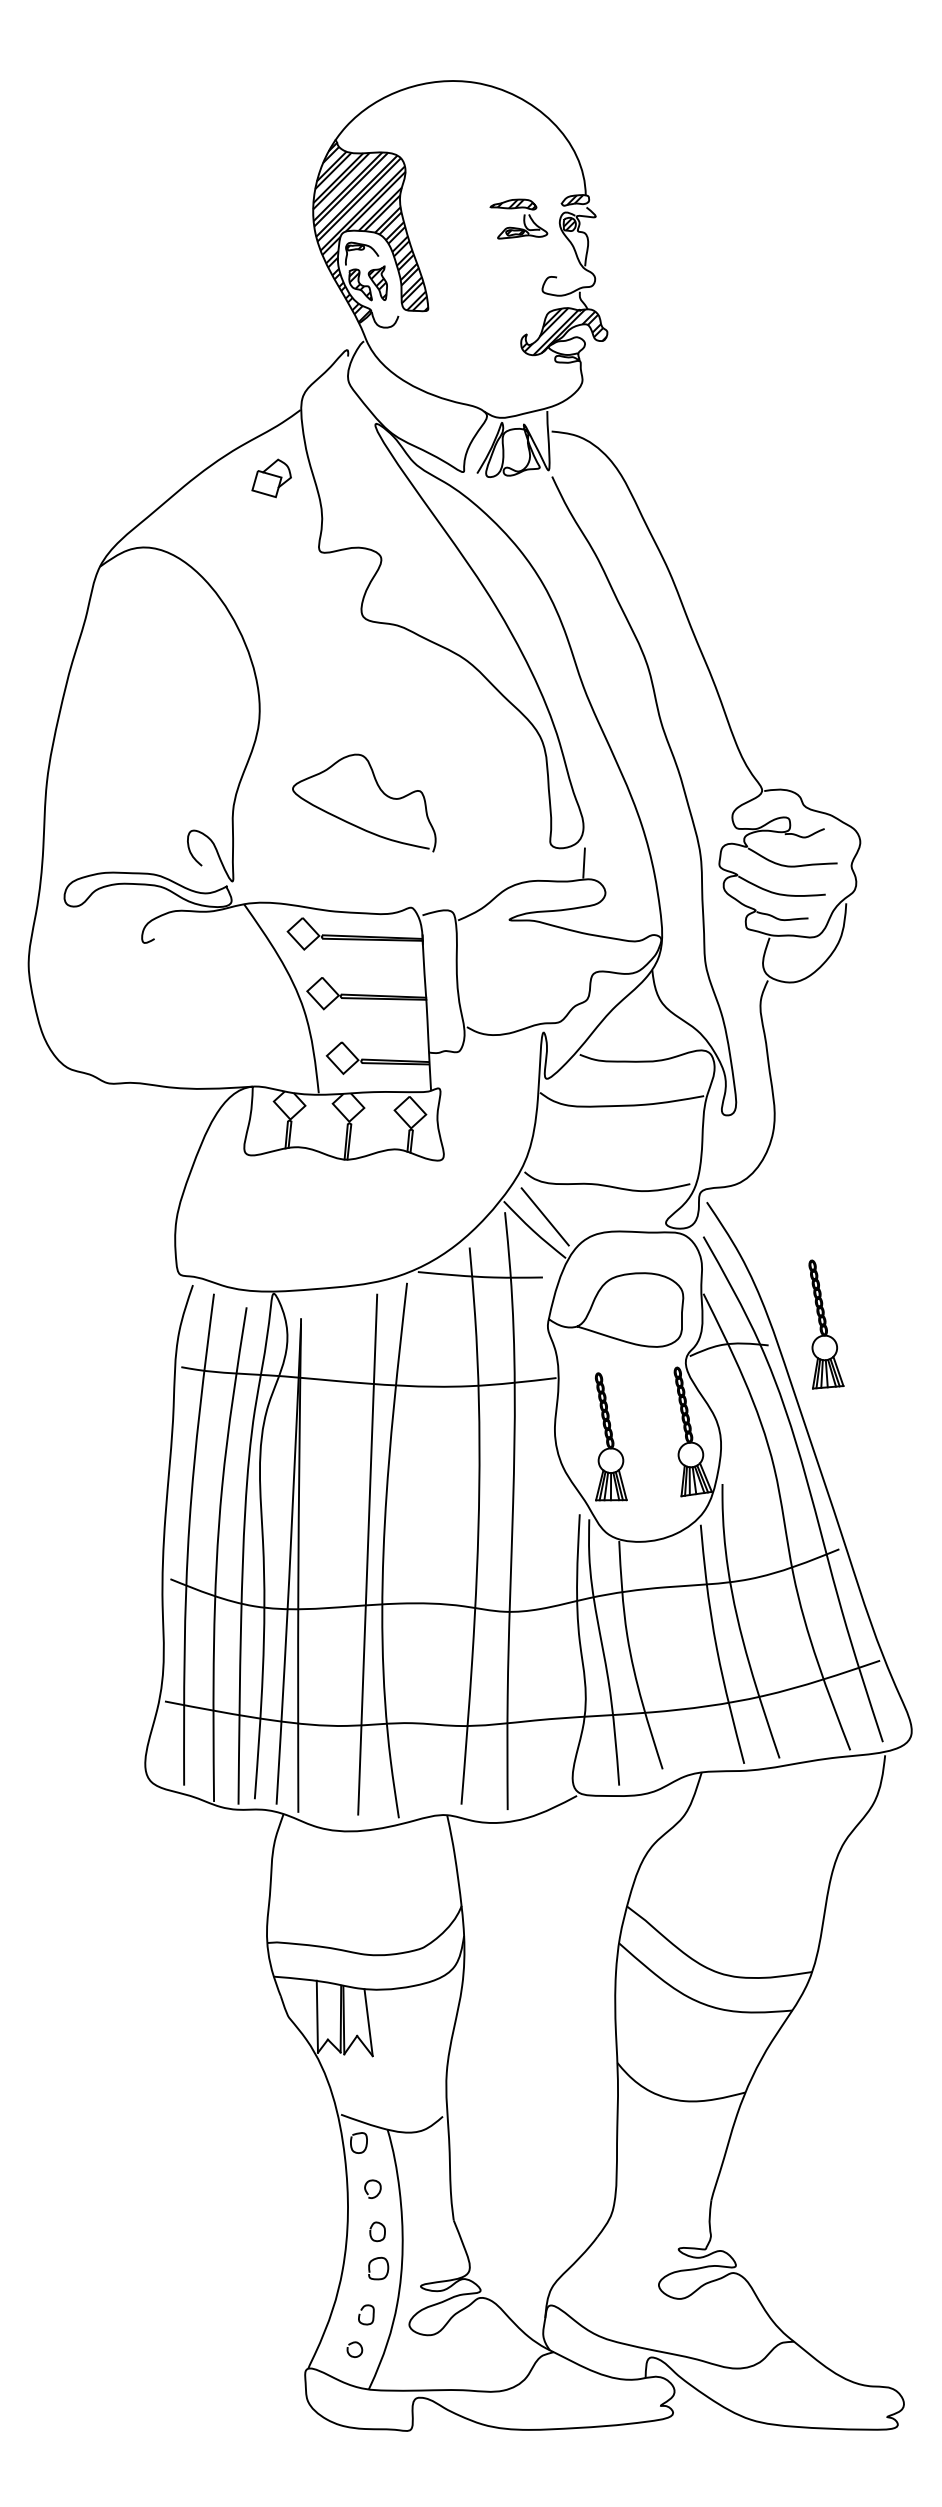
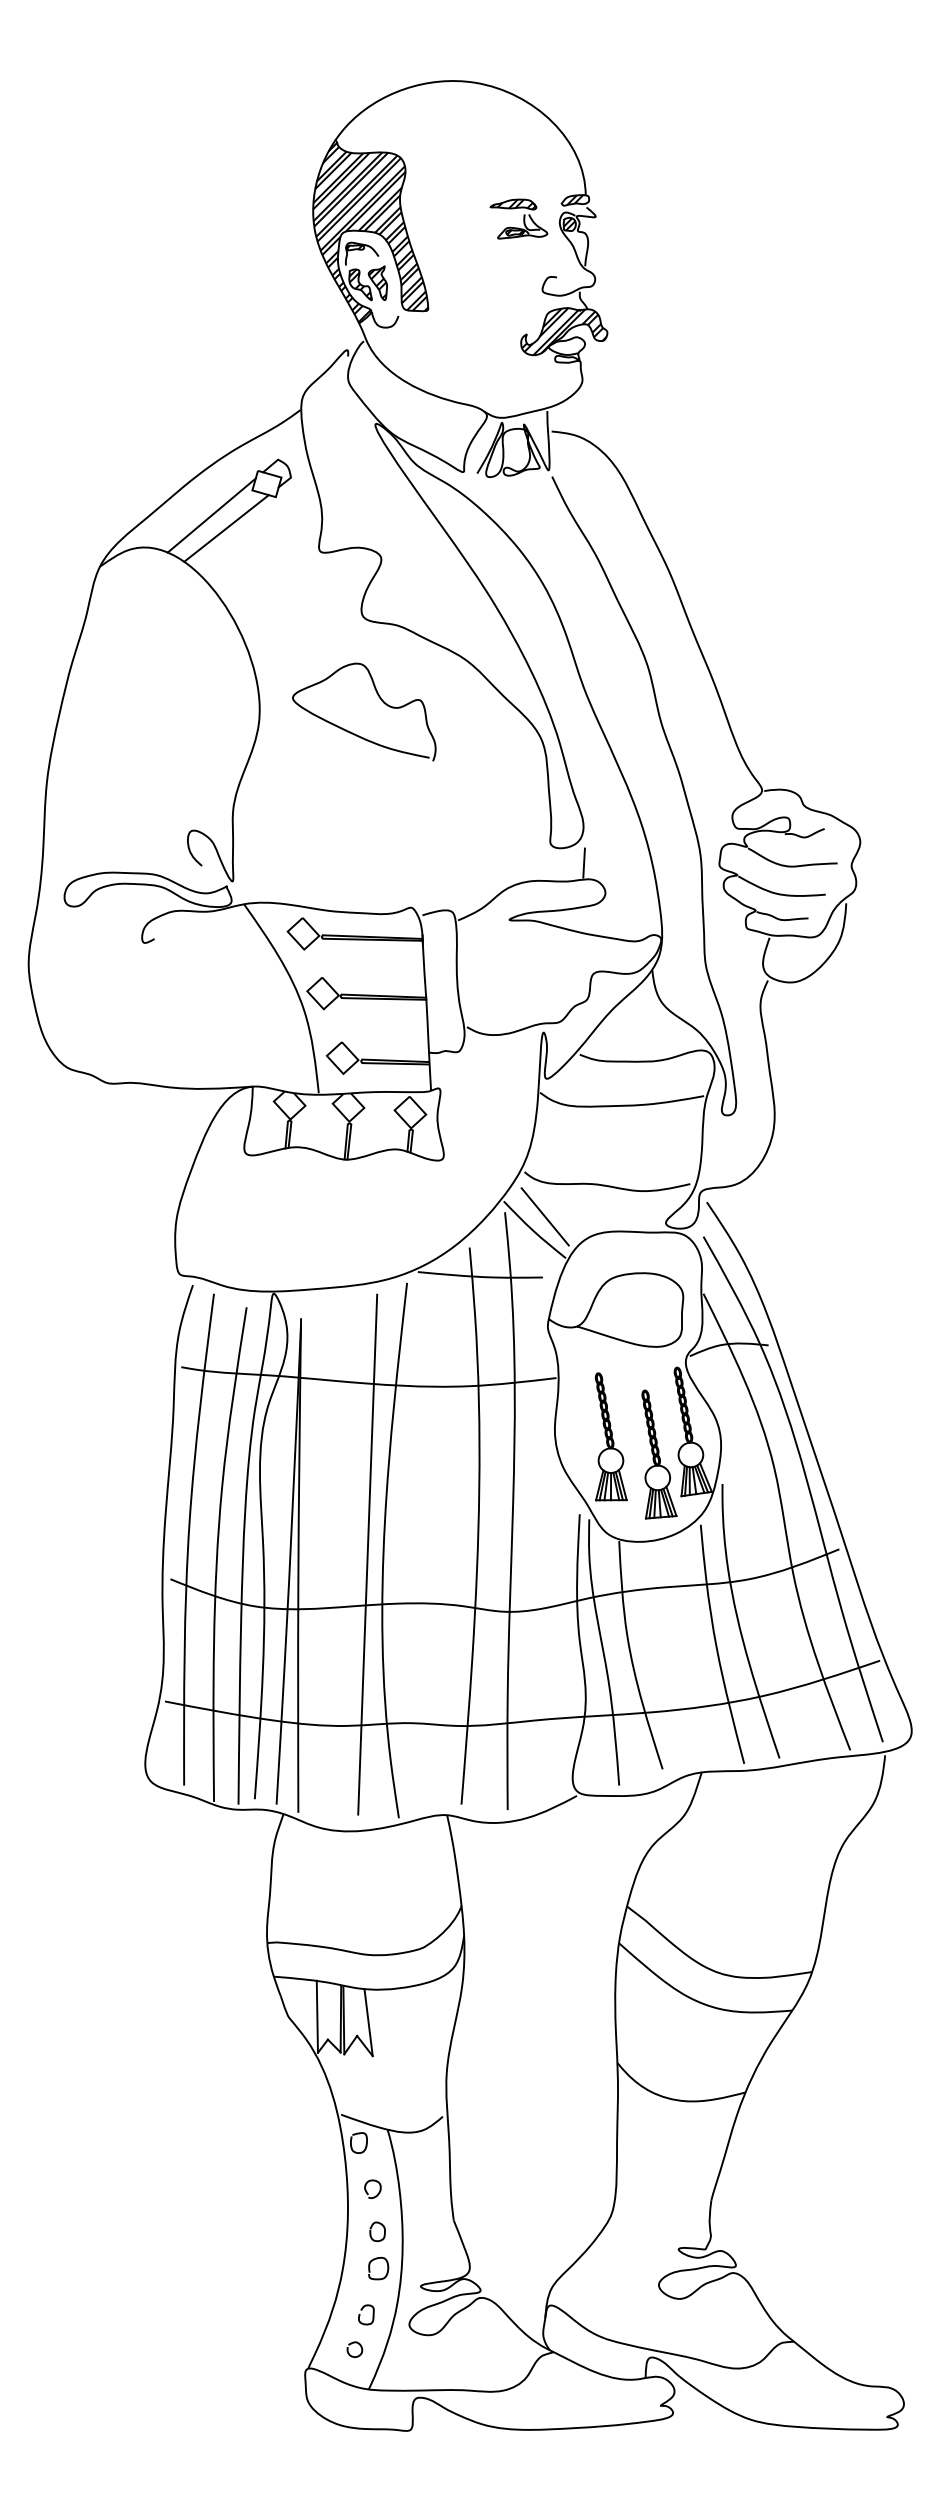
line: none -> present (211, 515)
line: none -> present (226, 528)
curve position: (379, 789) -> (379, 698) (379, 698)
part position: (826, 1324) -> (659, 1454) (659, 1454)
